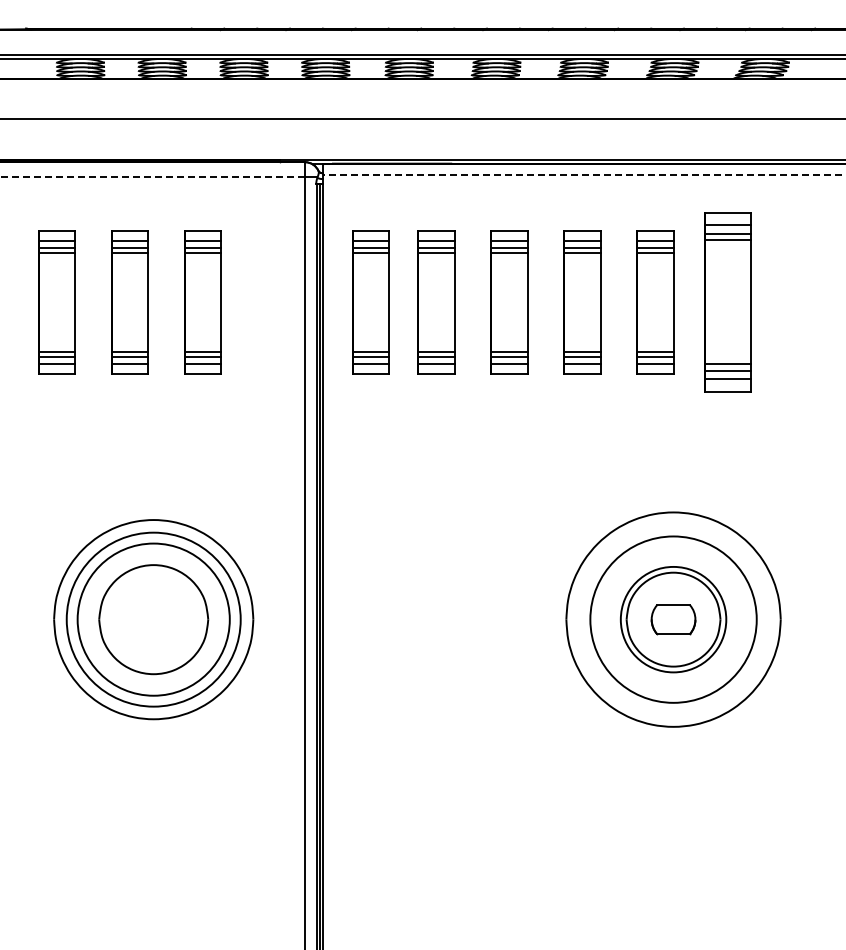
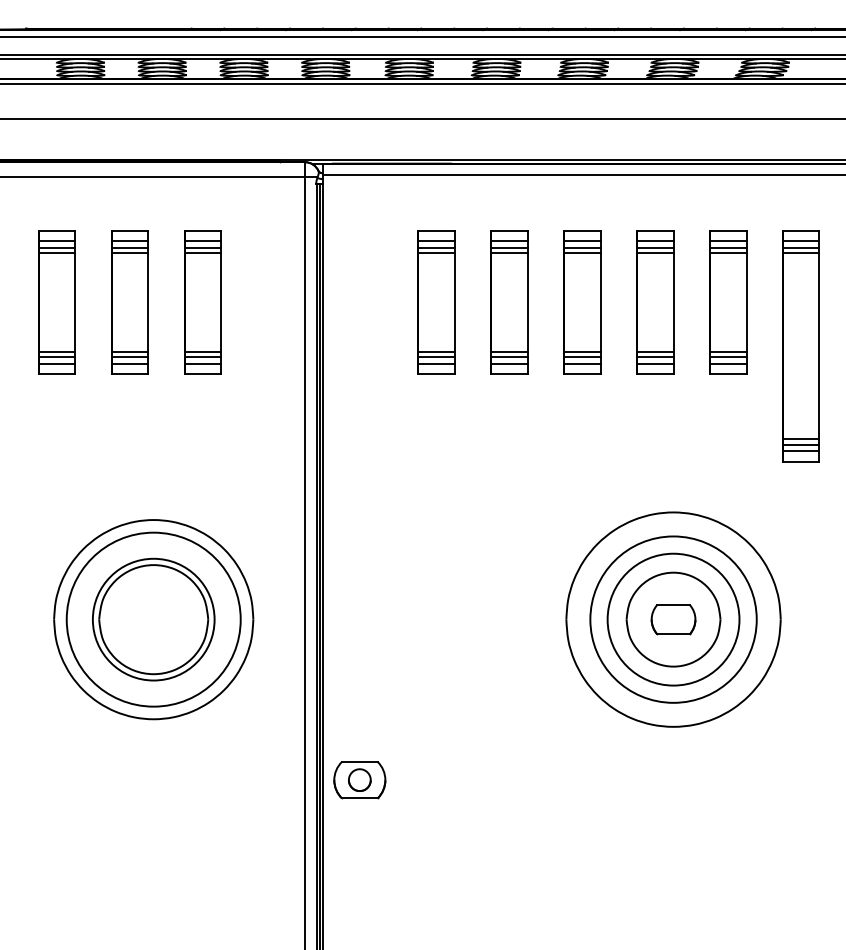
line: none -> present (422, 36)
line: none -> present (422, 84)
line: dashed -> solid (584, 175)
line: dashed -> solid (153, 176)
part: present -> none (370, 302)
part size: 48x181 px -> 39x145 px (728, 302)
part: none -> present (800, 346)
circle diameter: 152 px -> 122 px (153, 619)
circle diameter: 105 px -> 132 px (673, 619)
part: none -> present (359, 780)
